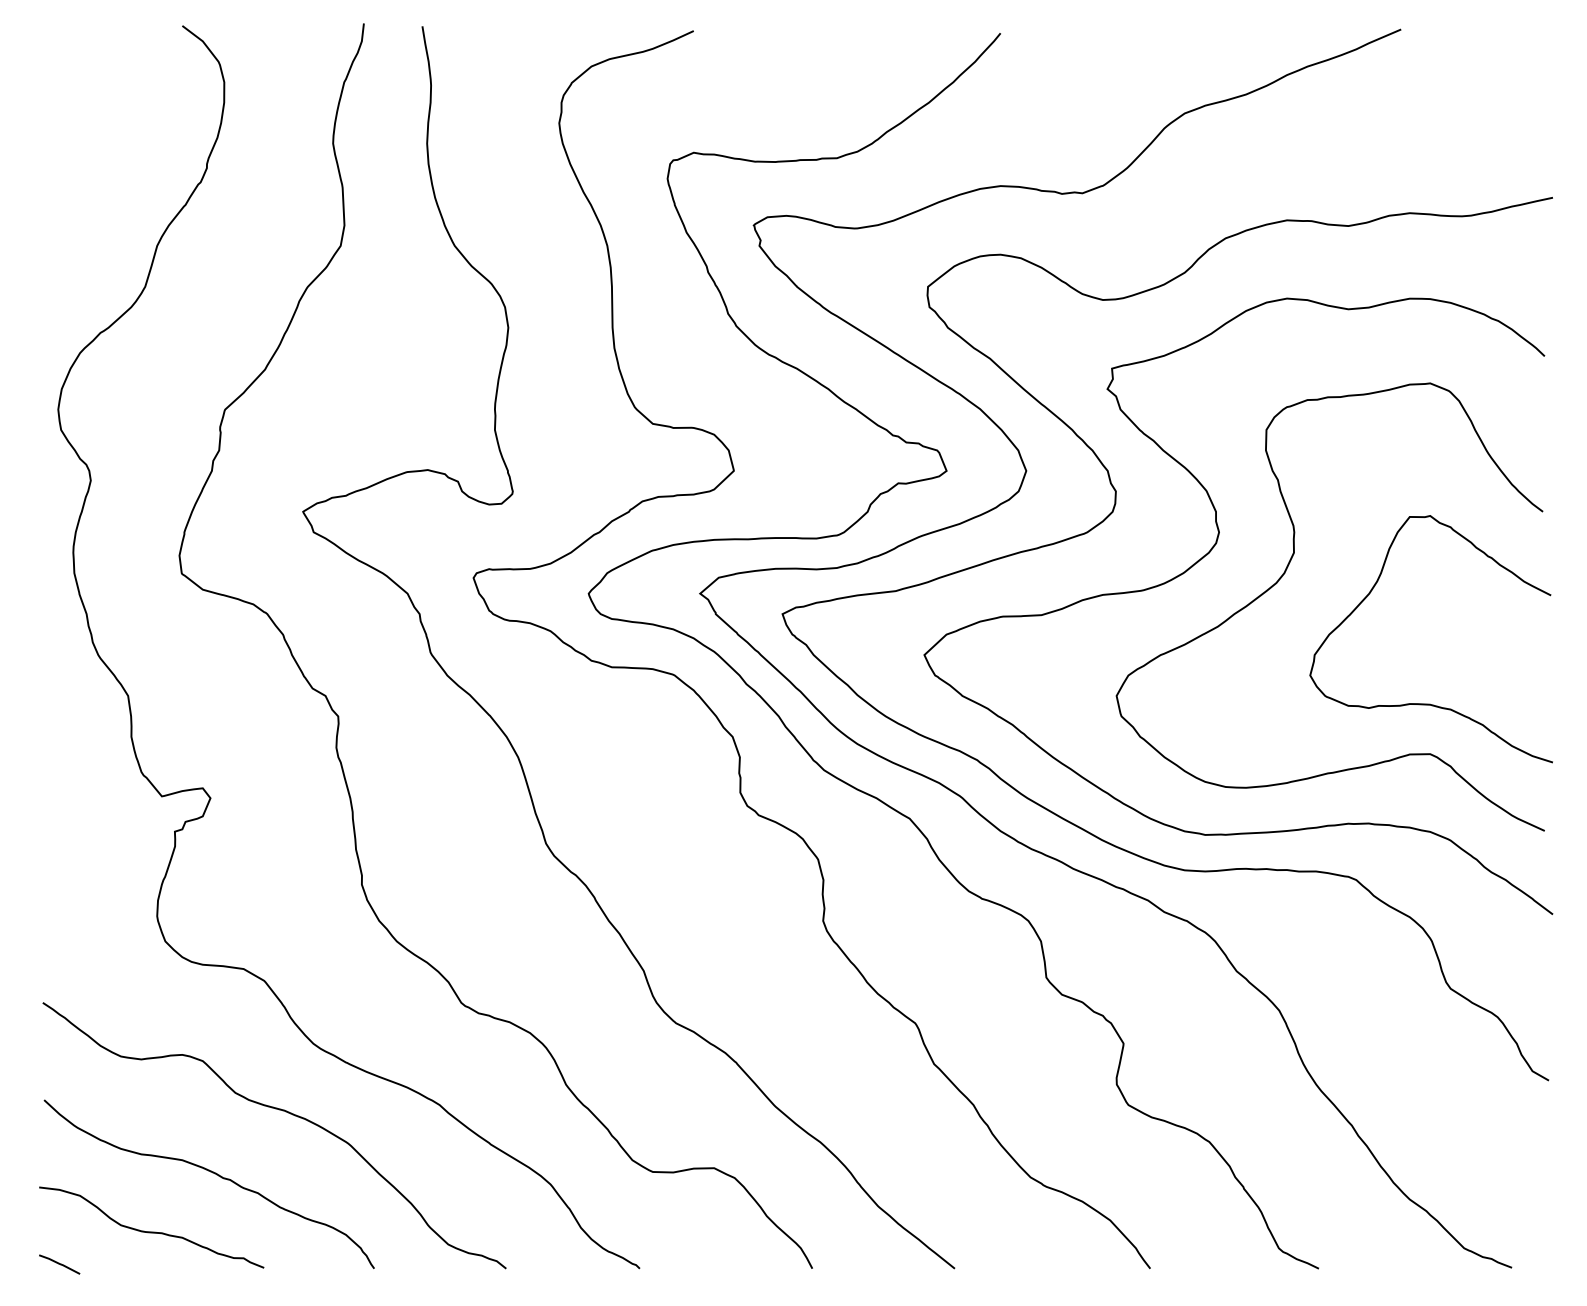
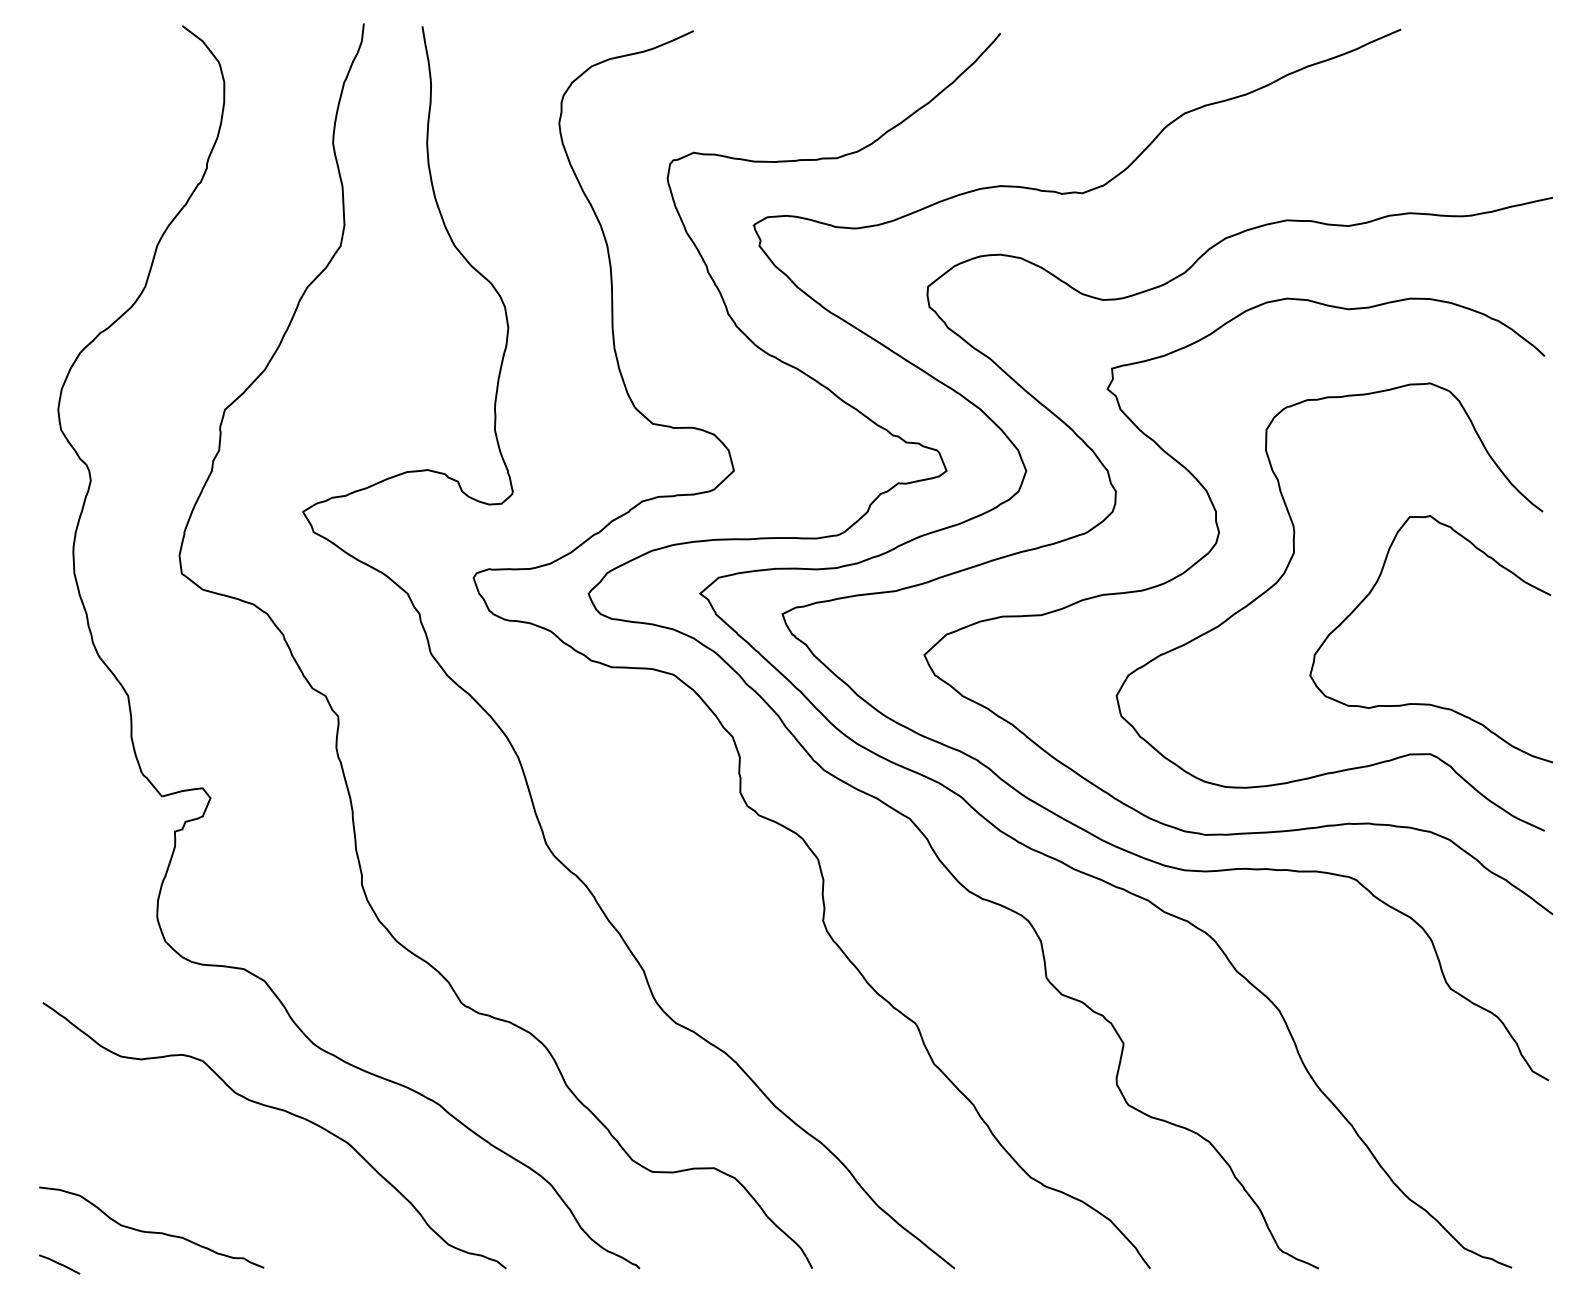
curve: present -> none (212, 1173)
